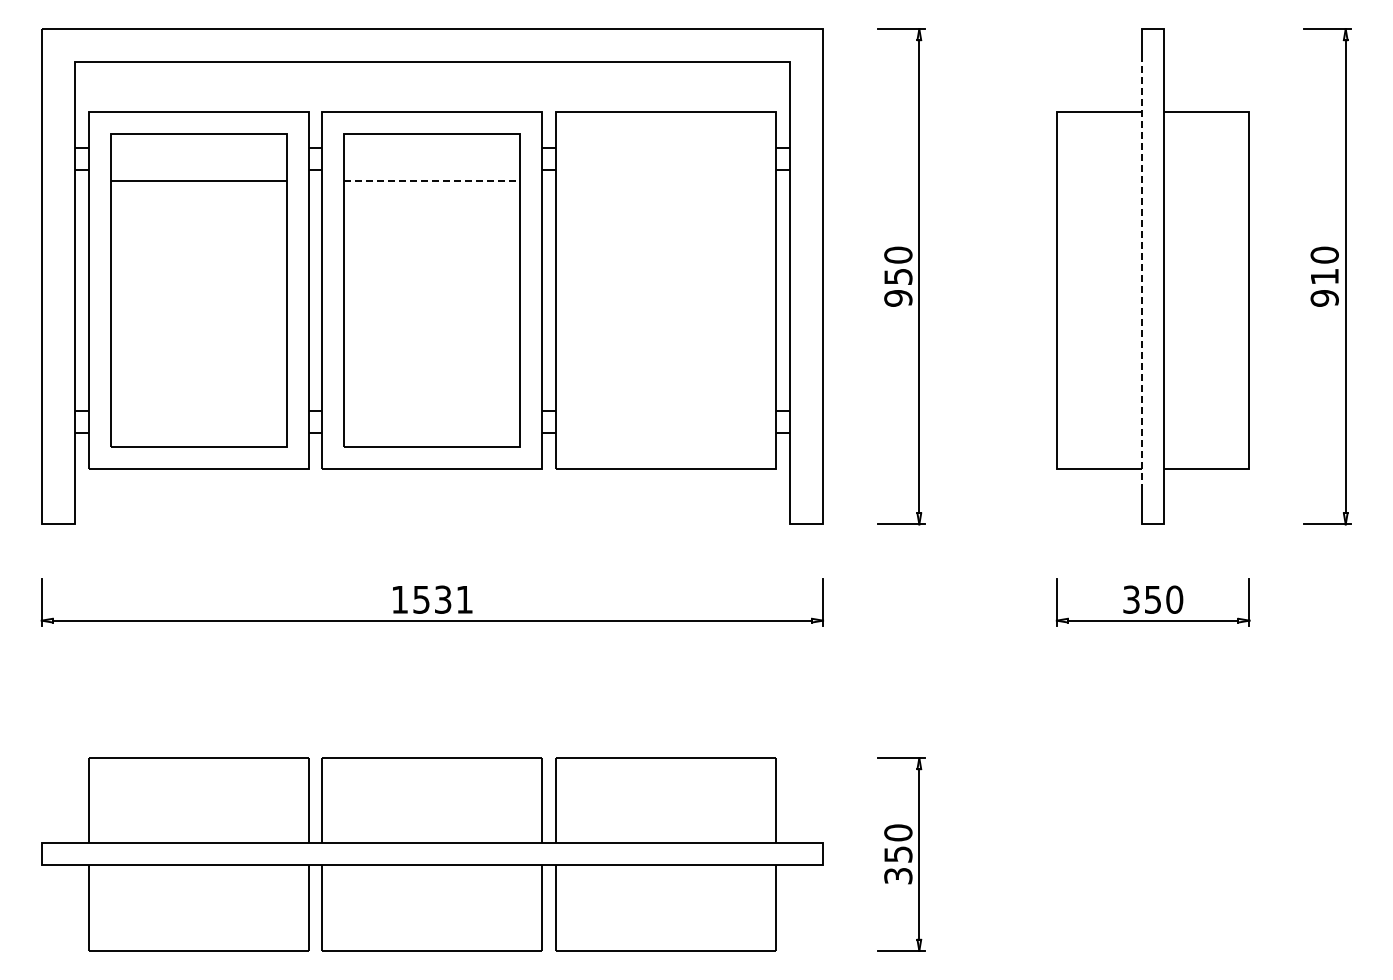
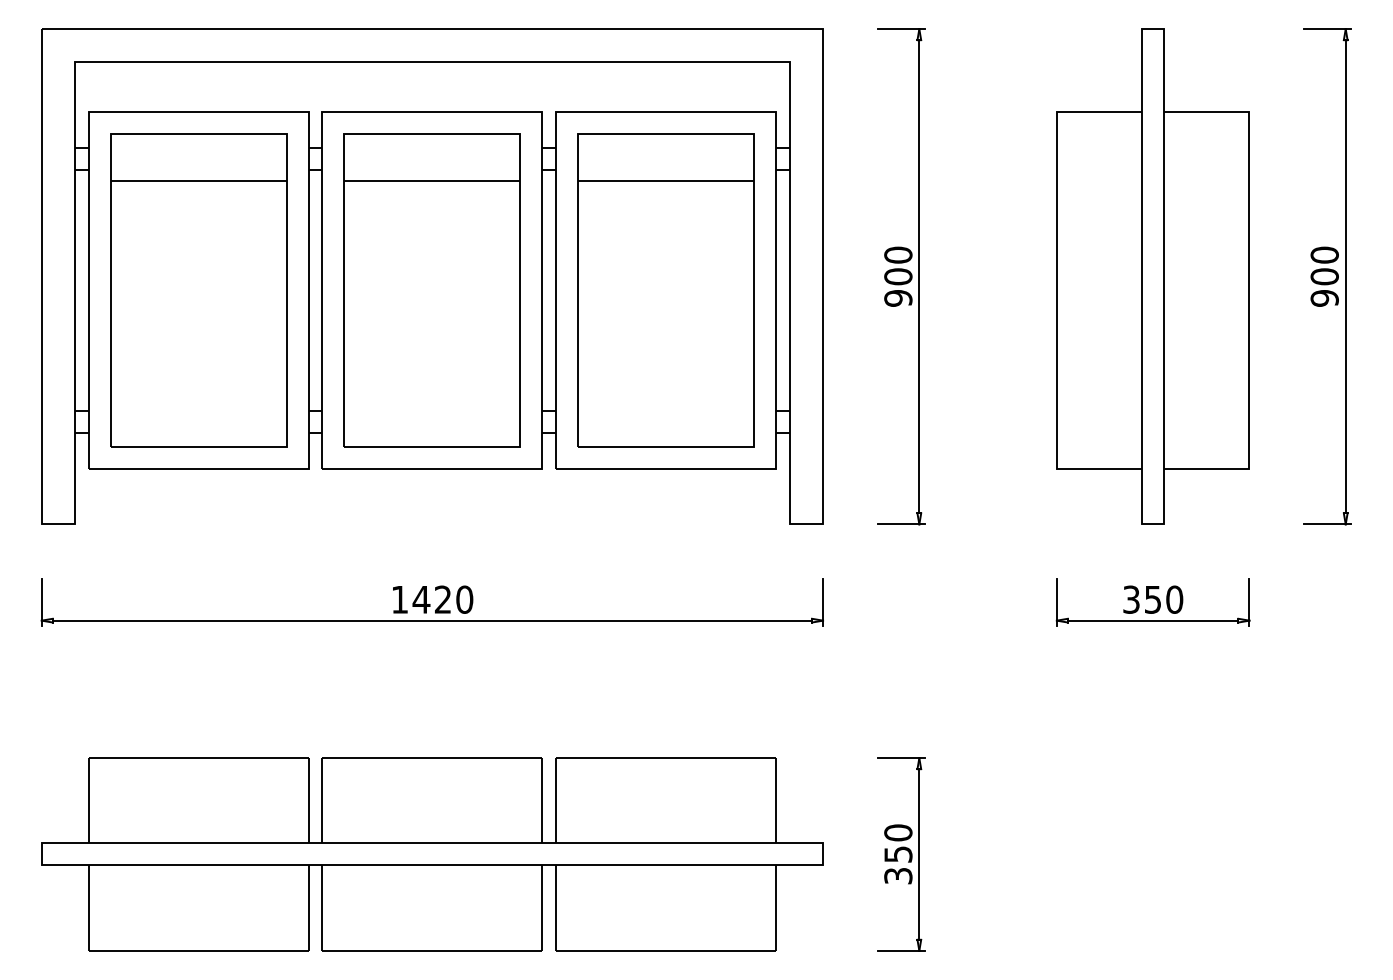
line: dashed -> solid (432, 180)
text: 950 -> 900 (898, 276)
line: dashed -> solid (1142, 276)
text: 910 -> 900 (1324, 276)
part: none -> present (665, 290)
text: 1531 -> 1420 (442, 599)
